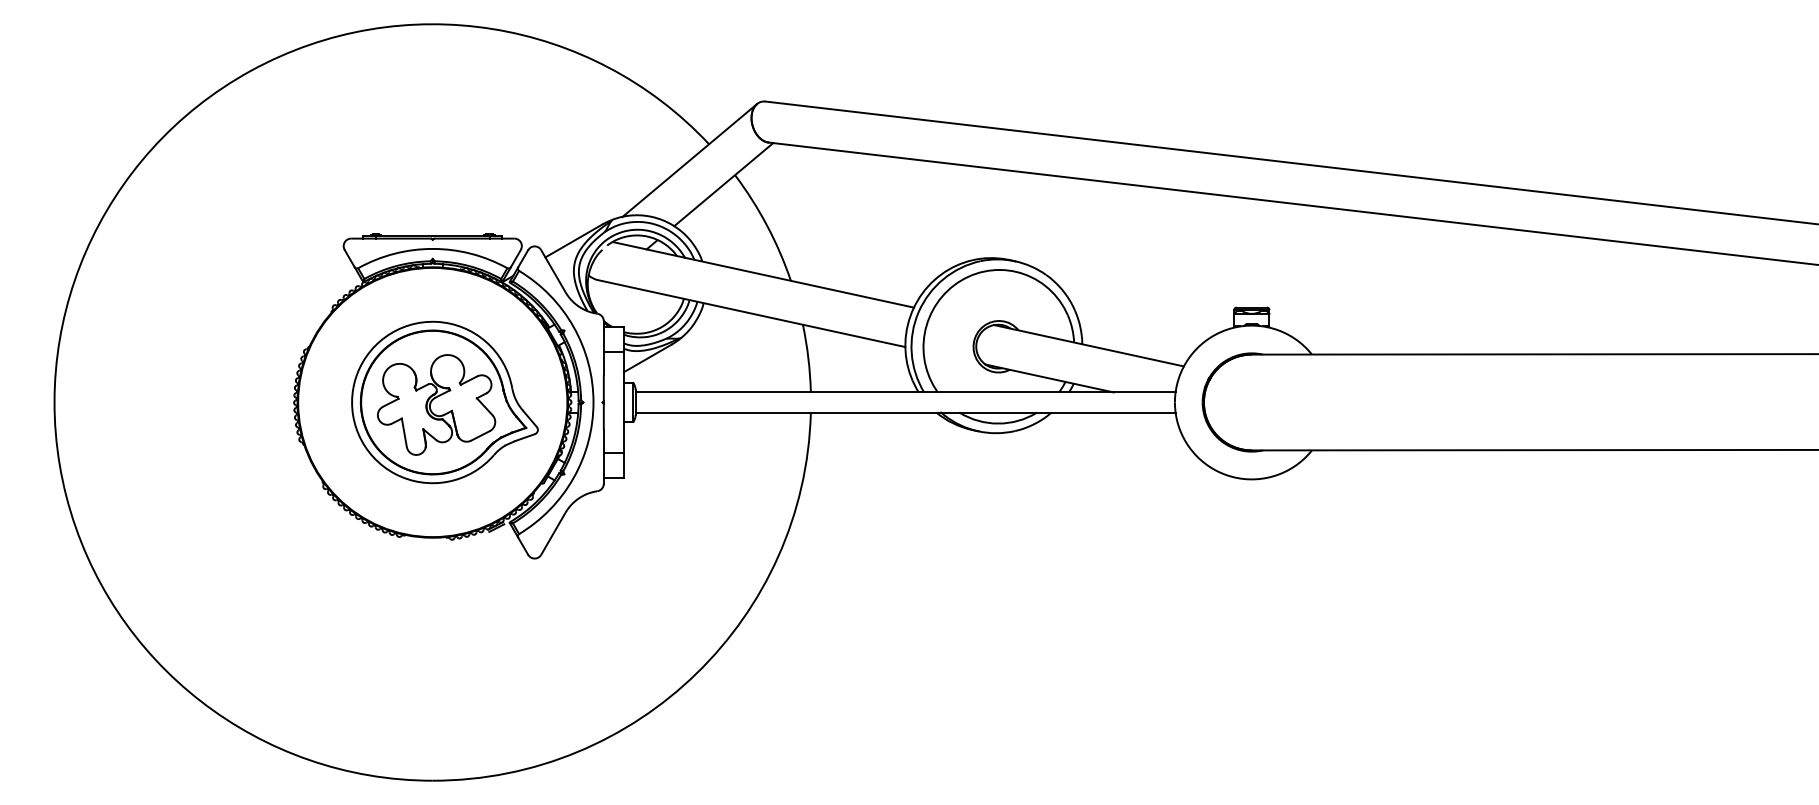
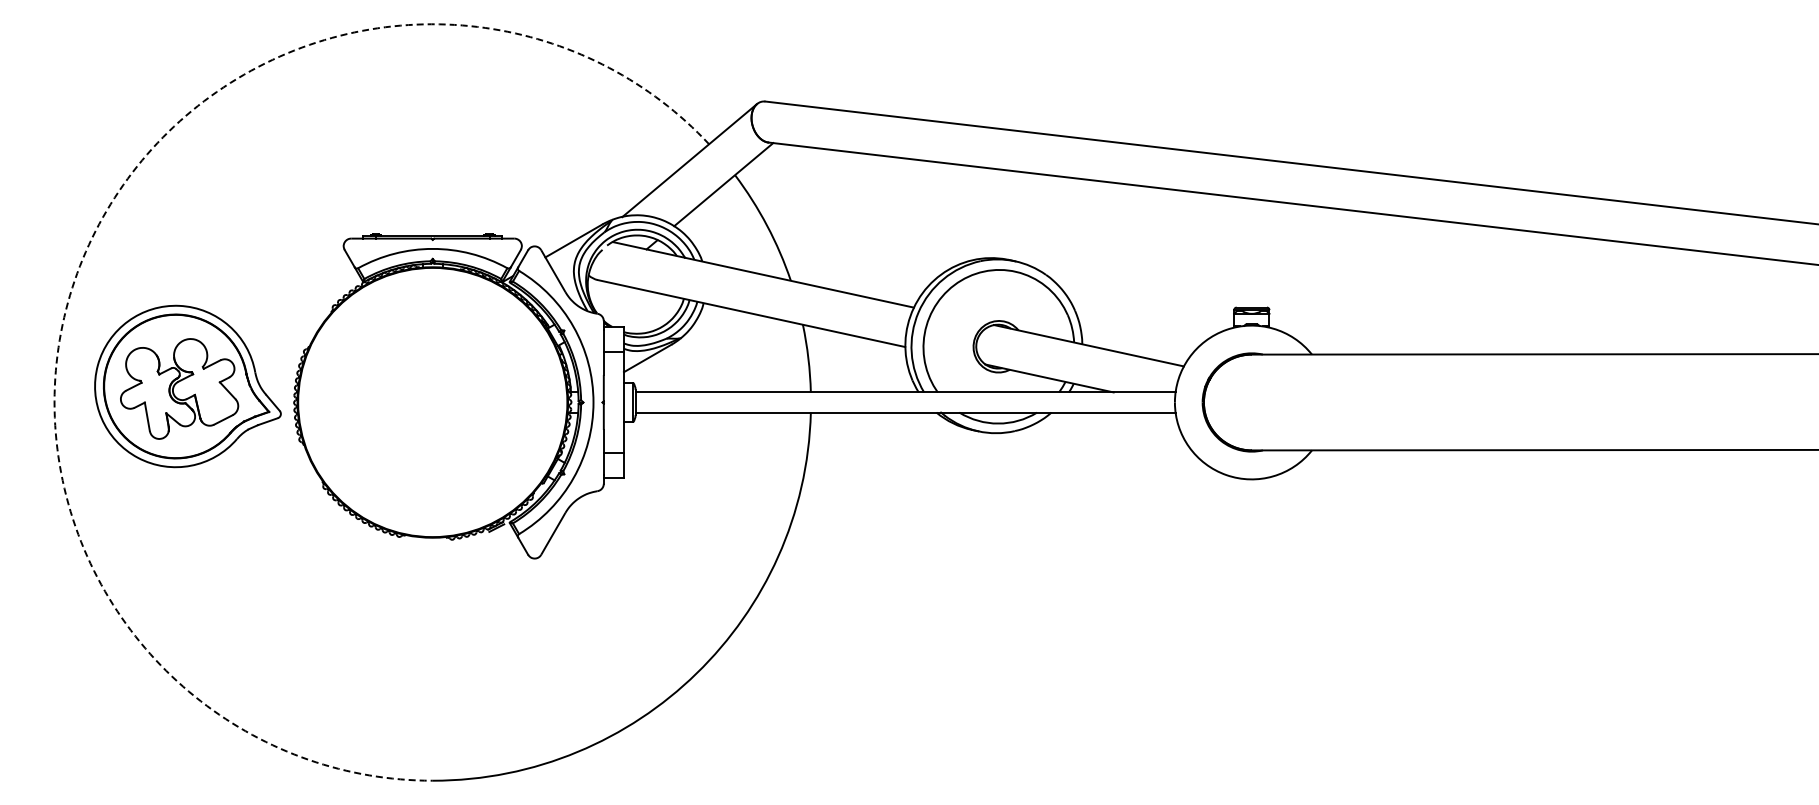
arc: solid -> dashed (85, 251)
part position: (444, 402) -> (187, 386) (187, 386)
